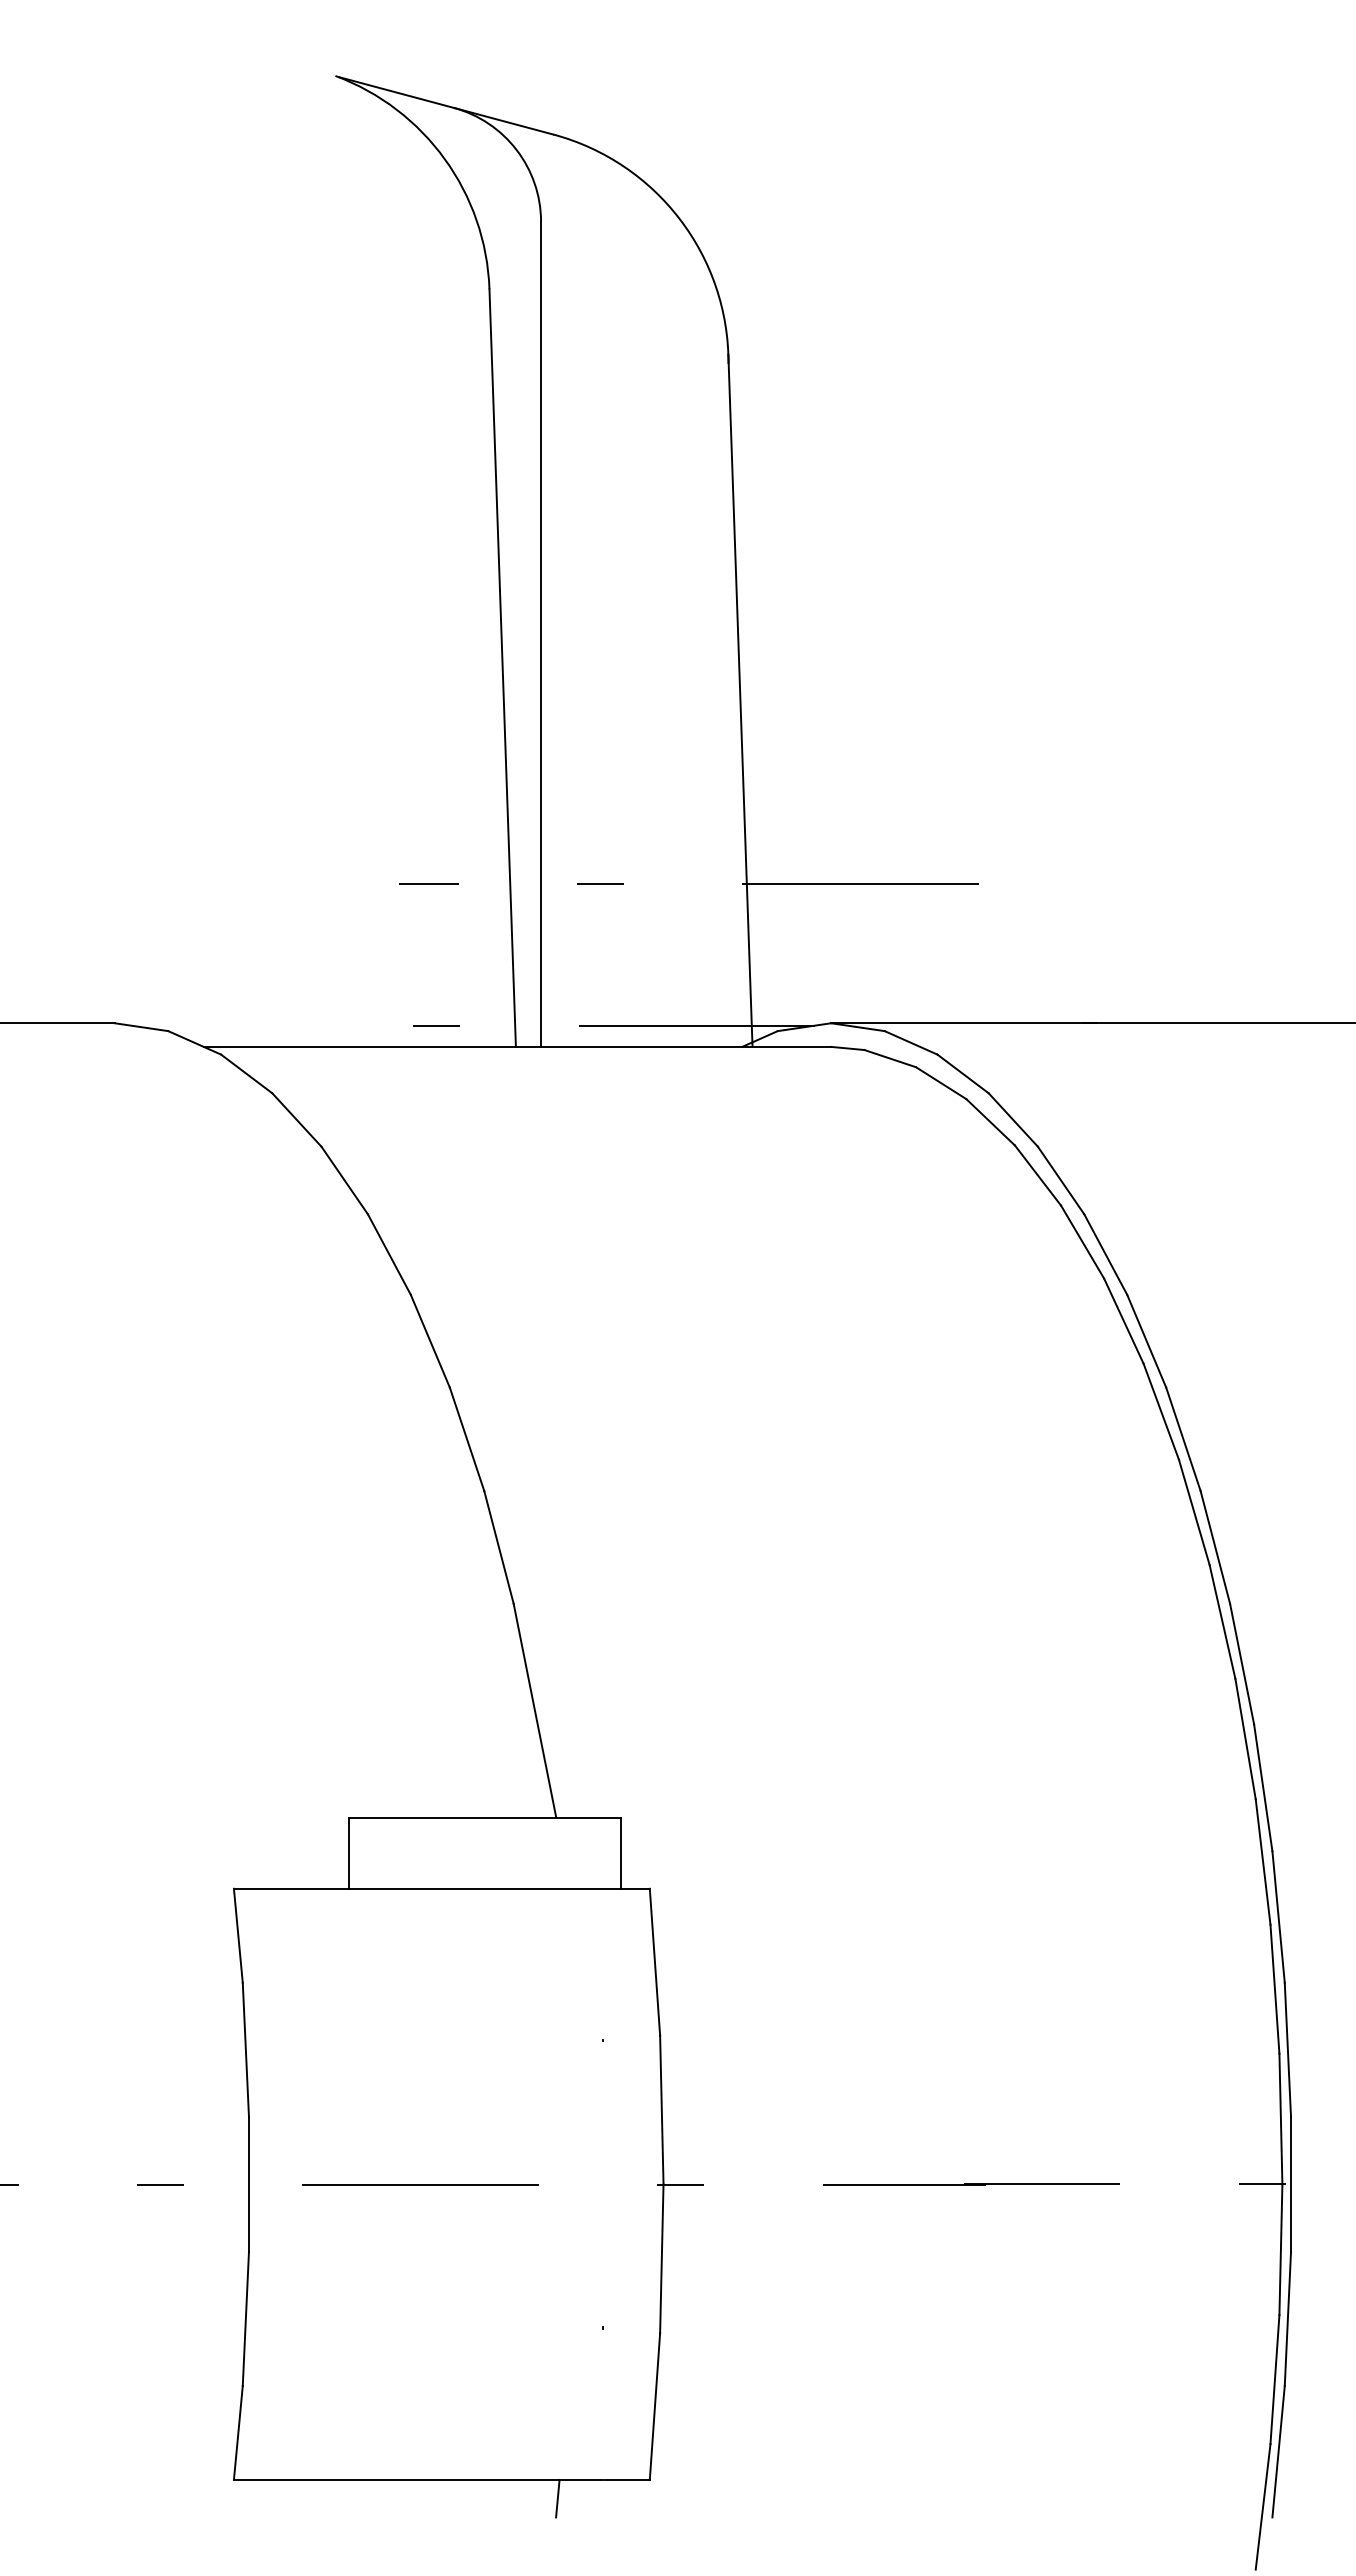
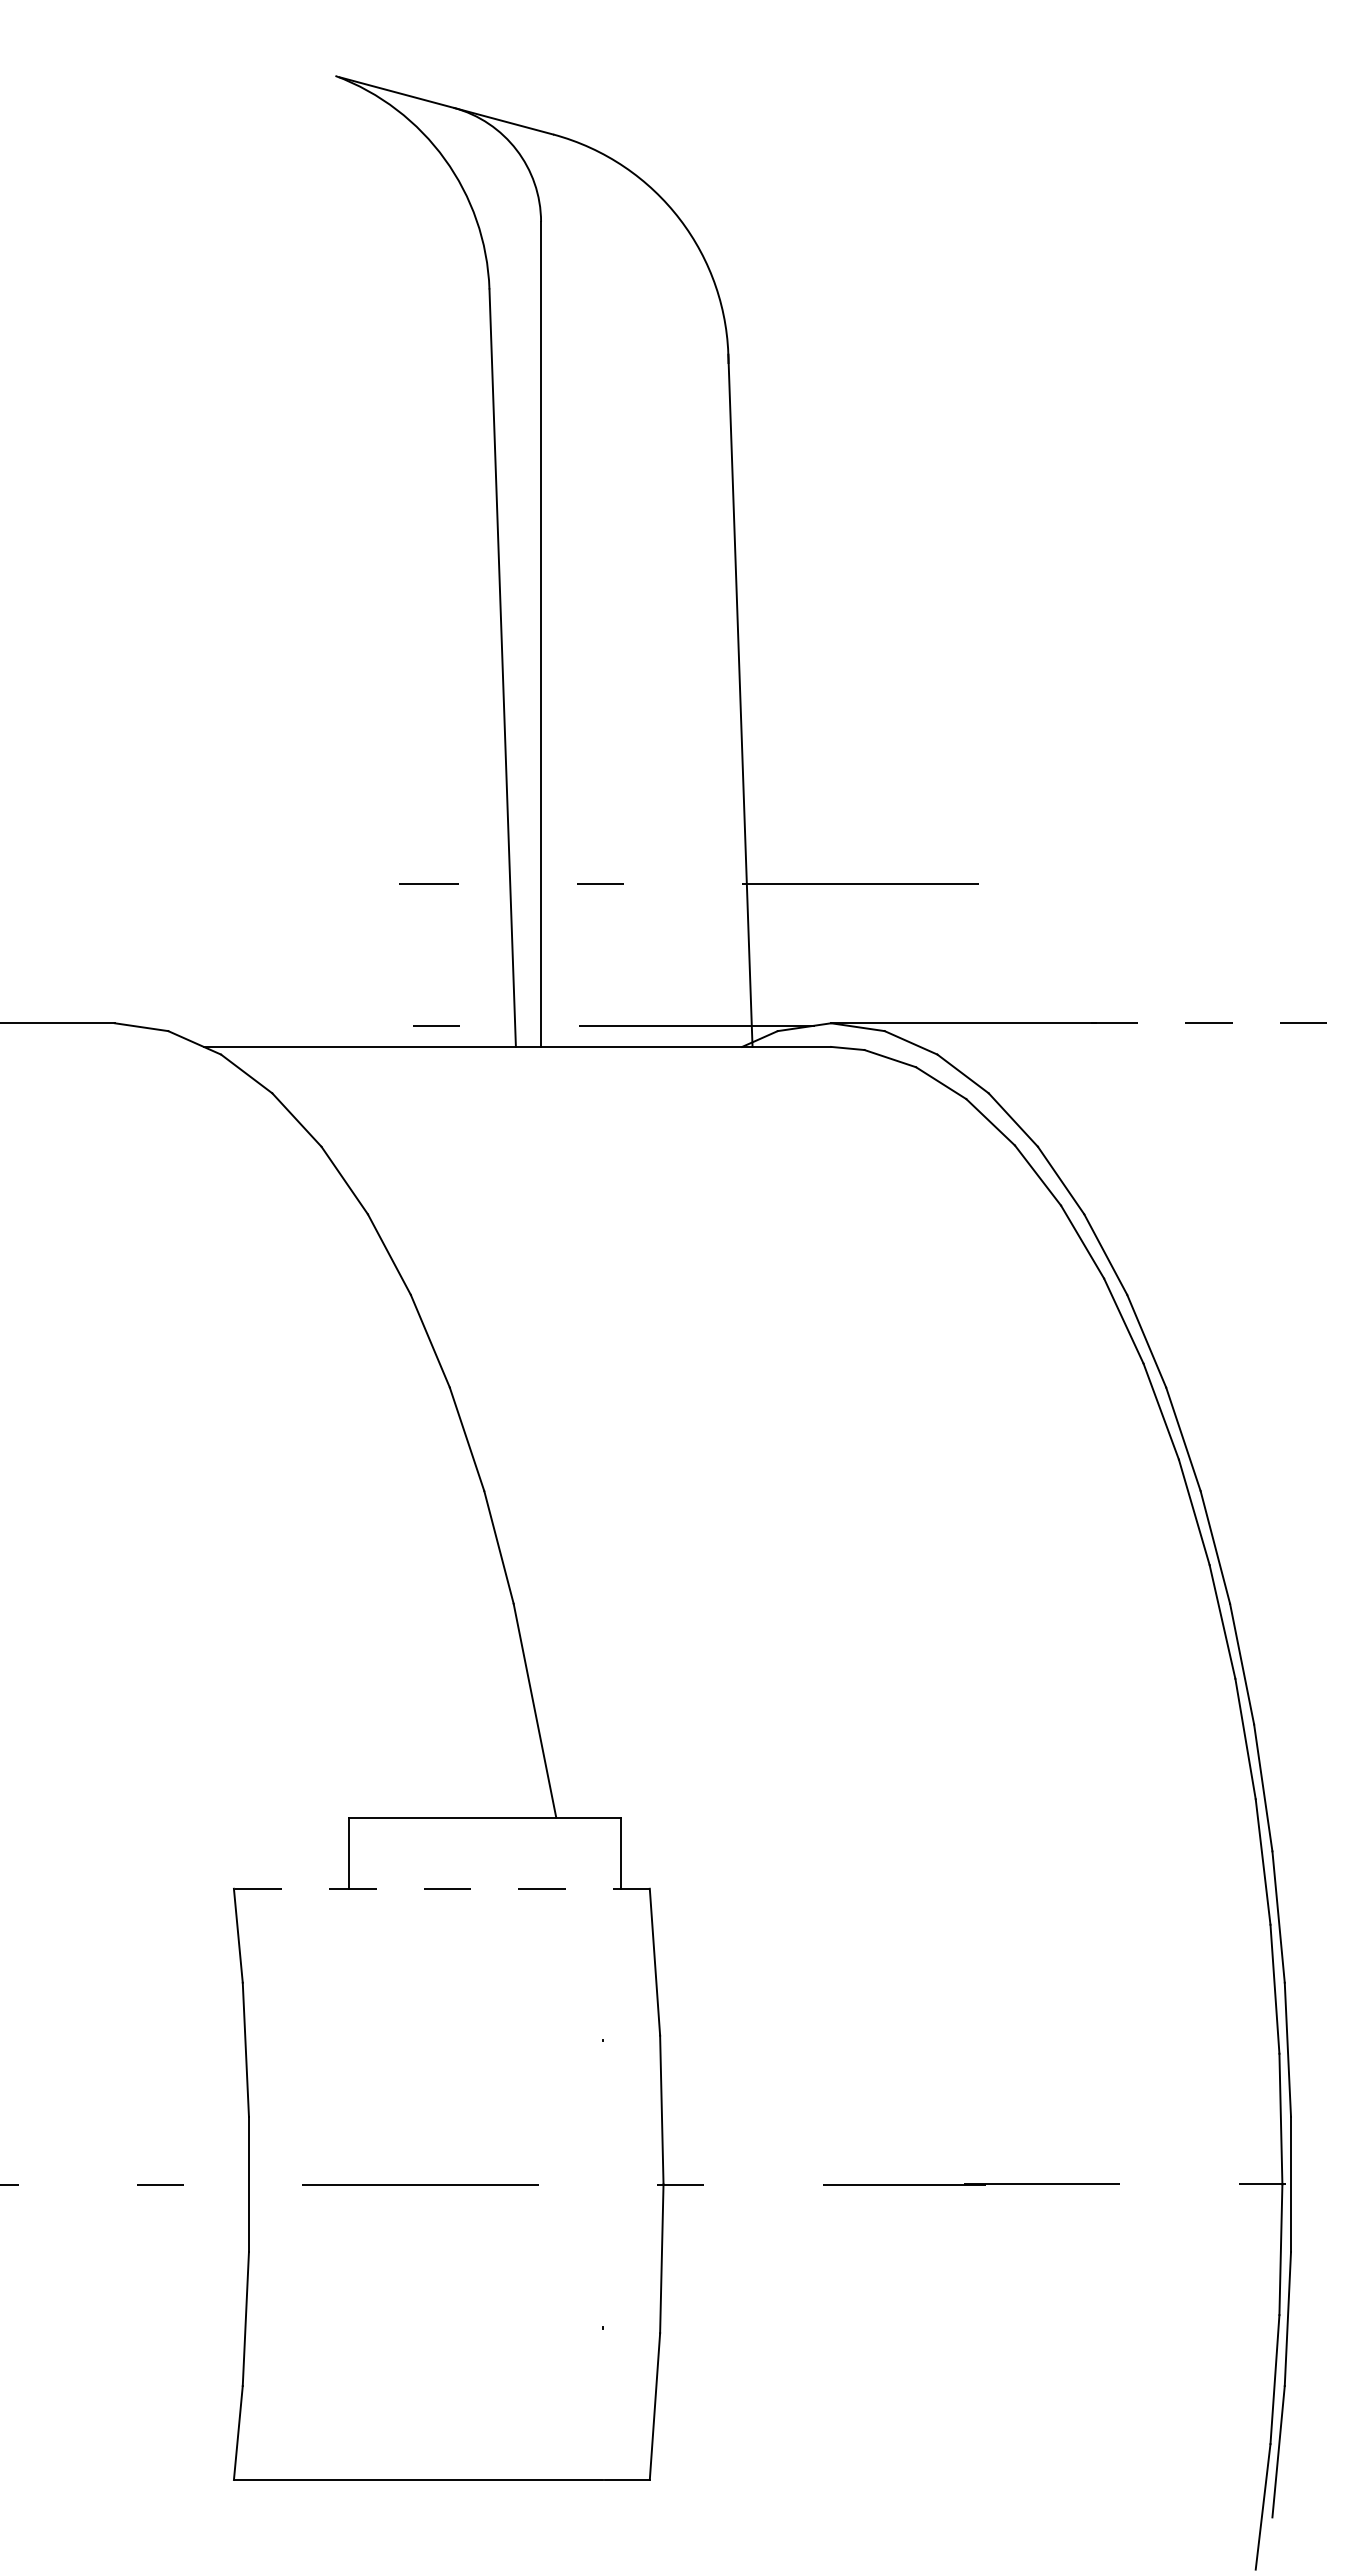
line: solid -> dashed (1219, 1023)
line: solid -> dashed (442, 1888)
line: present -> none (557, 2498)
